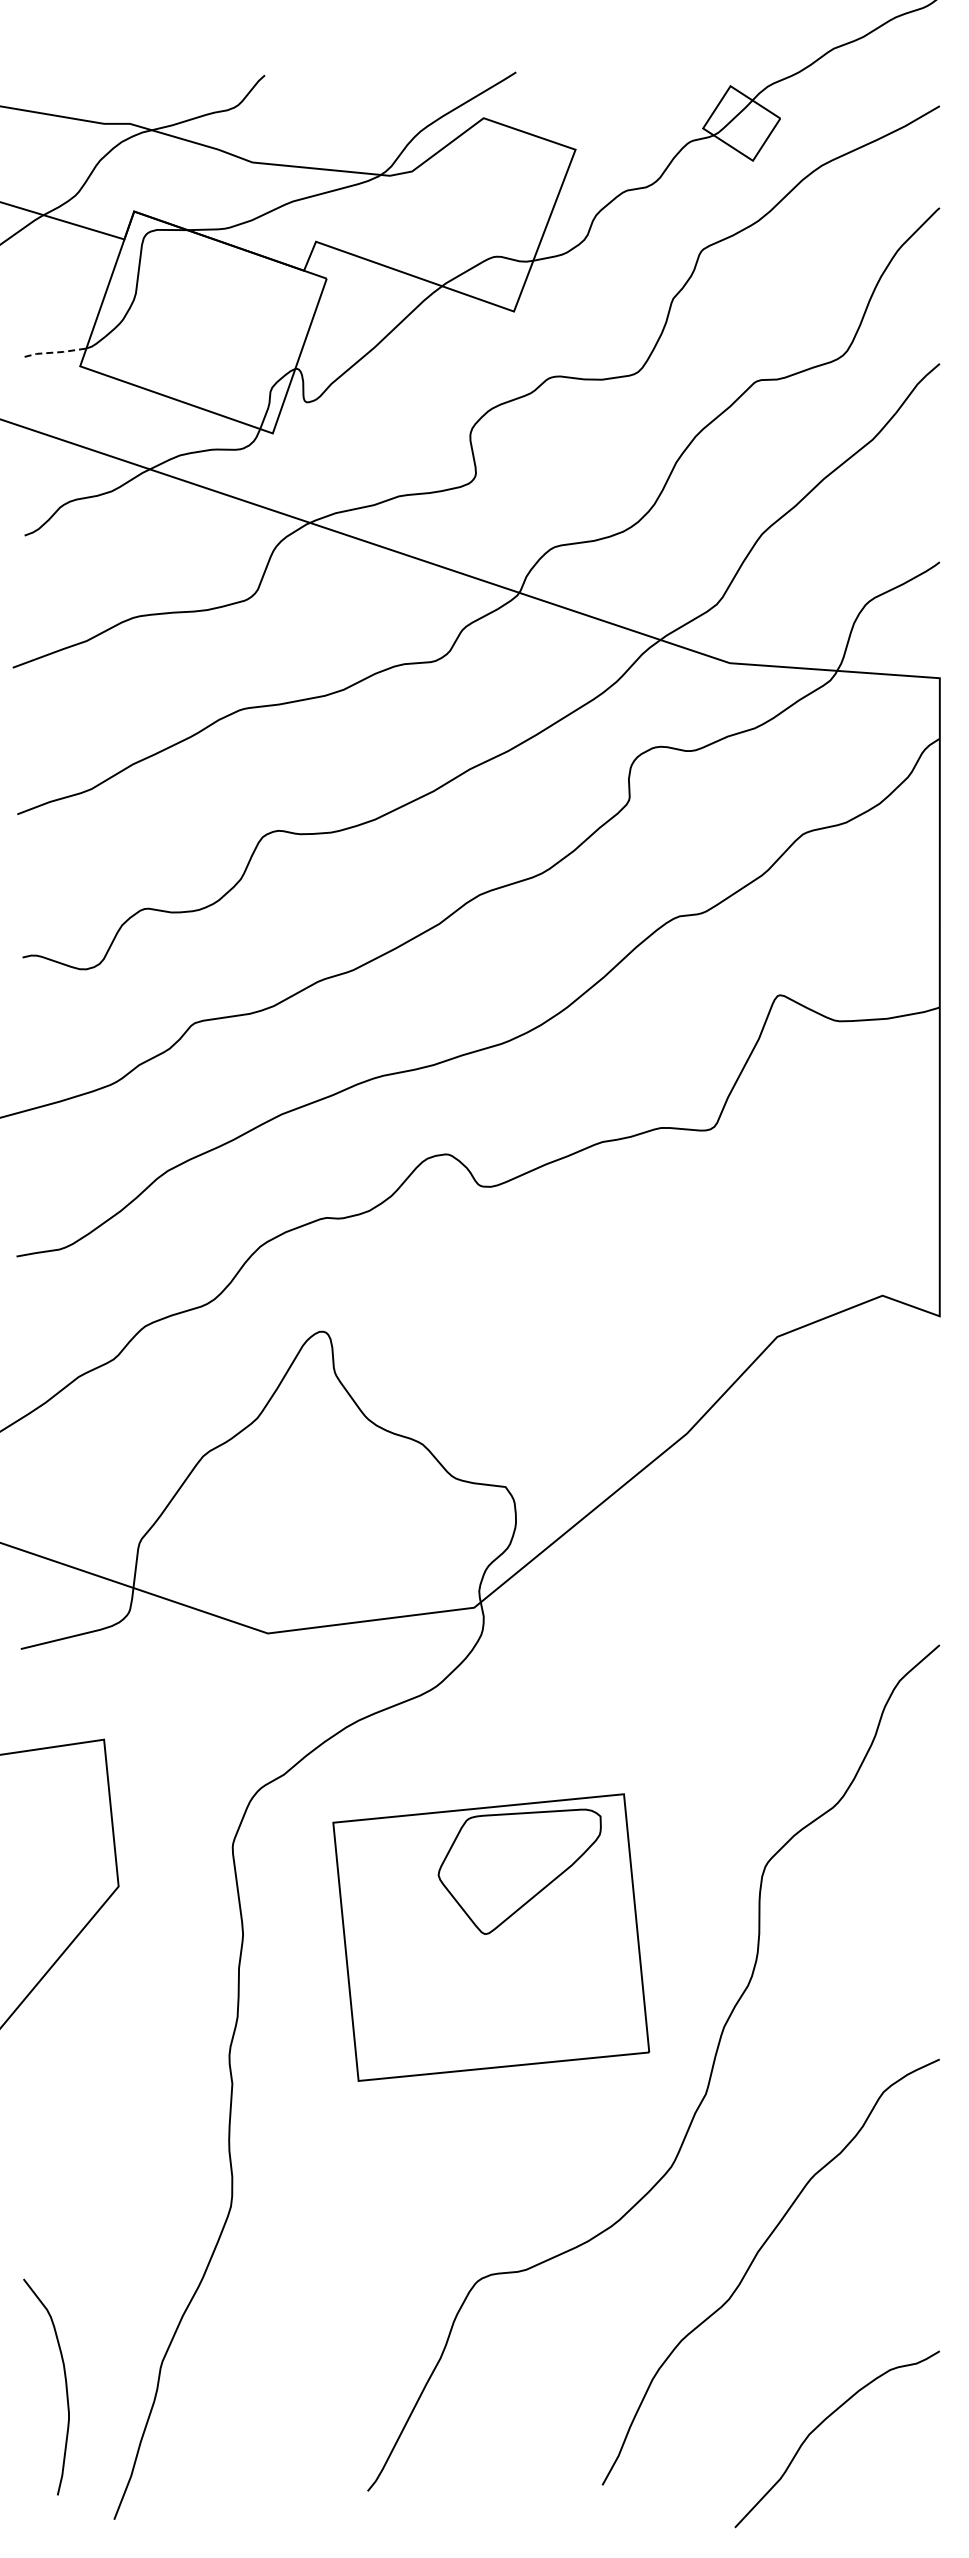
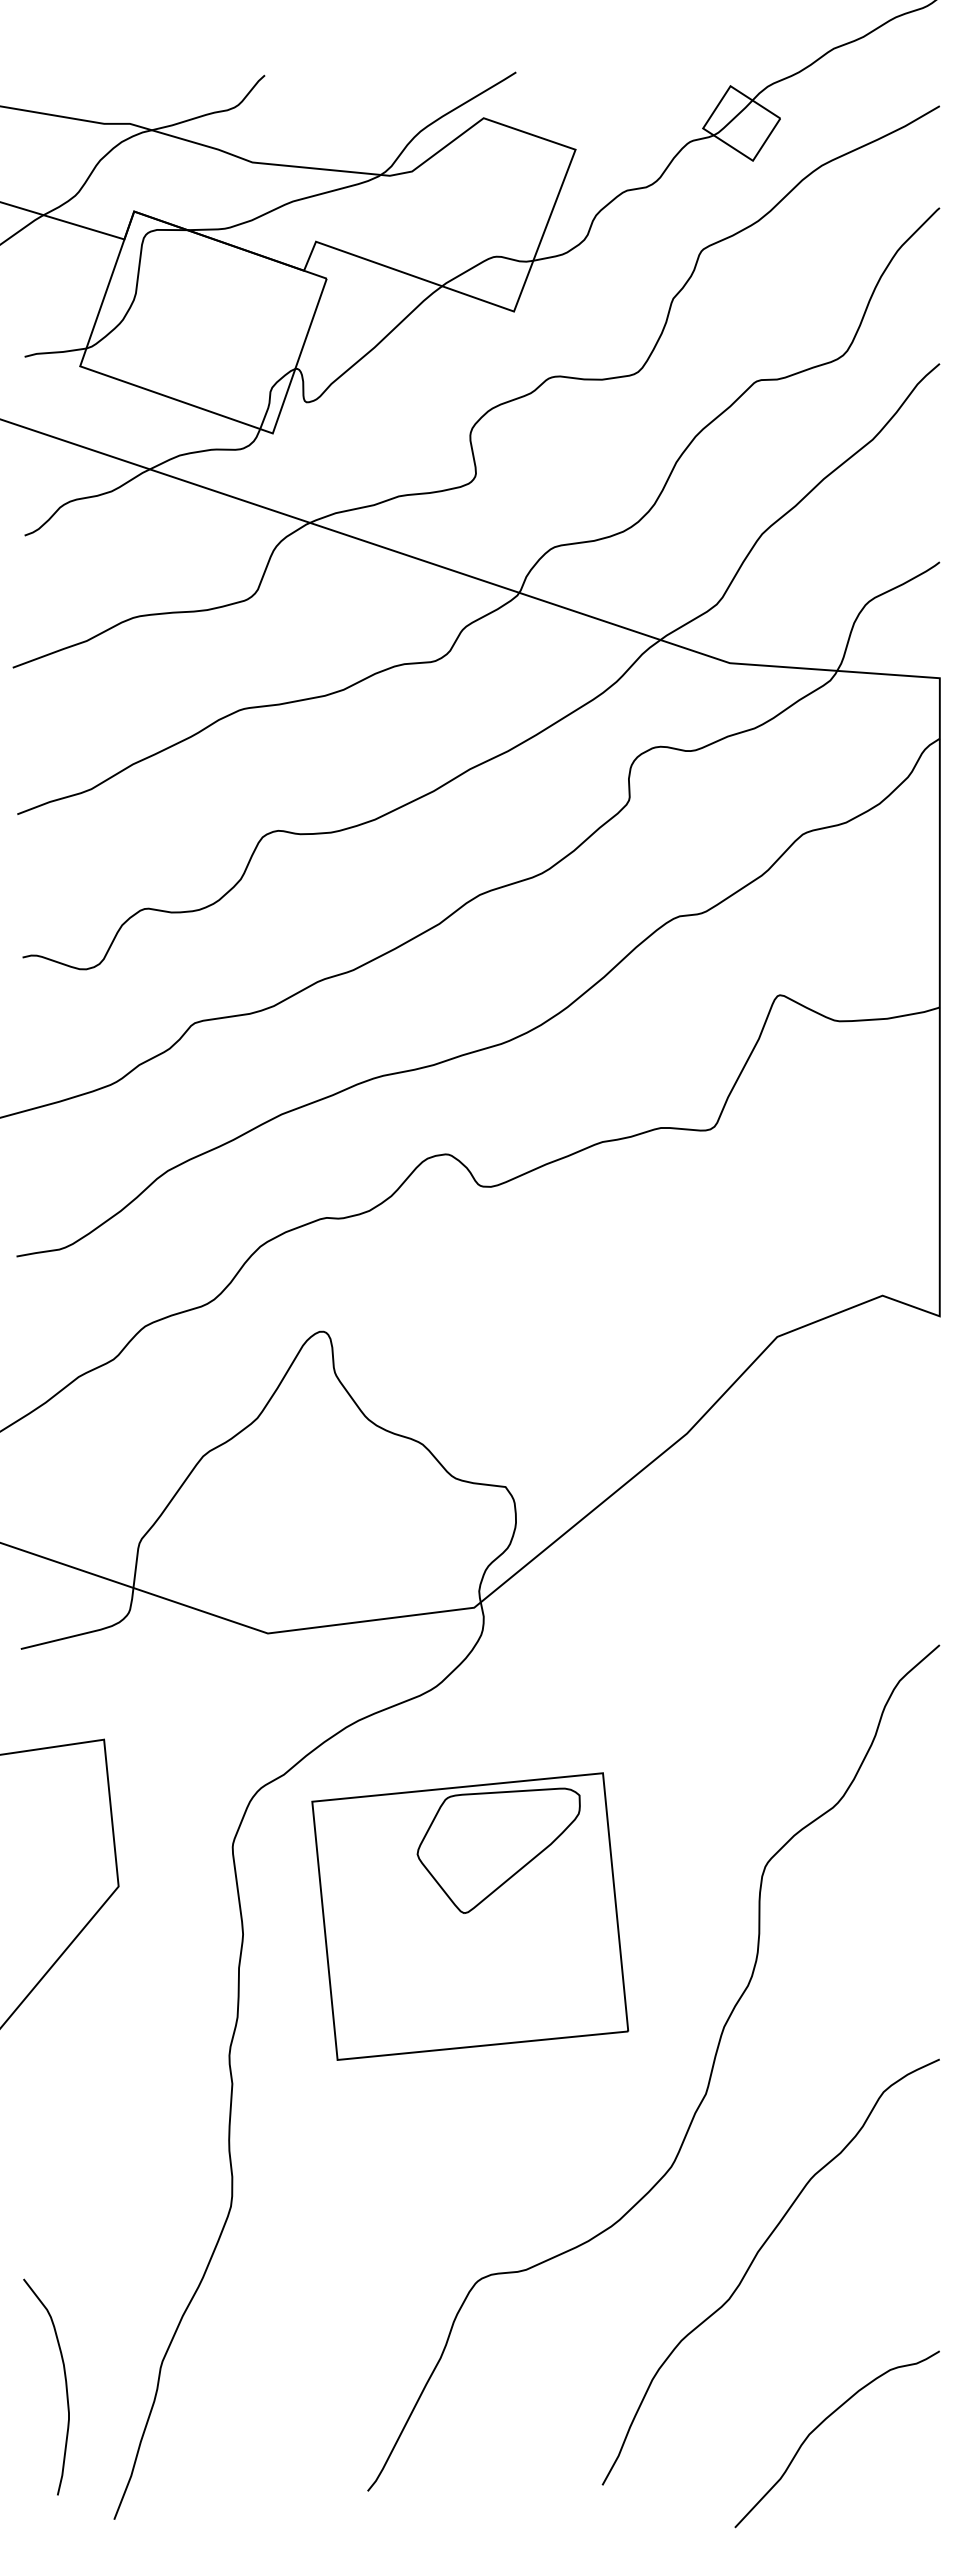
line: dashed -> solid (55, 352)
part position: (491, 1937) -> (470, 1916) (470, 1916)
